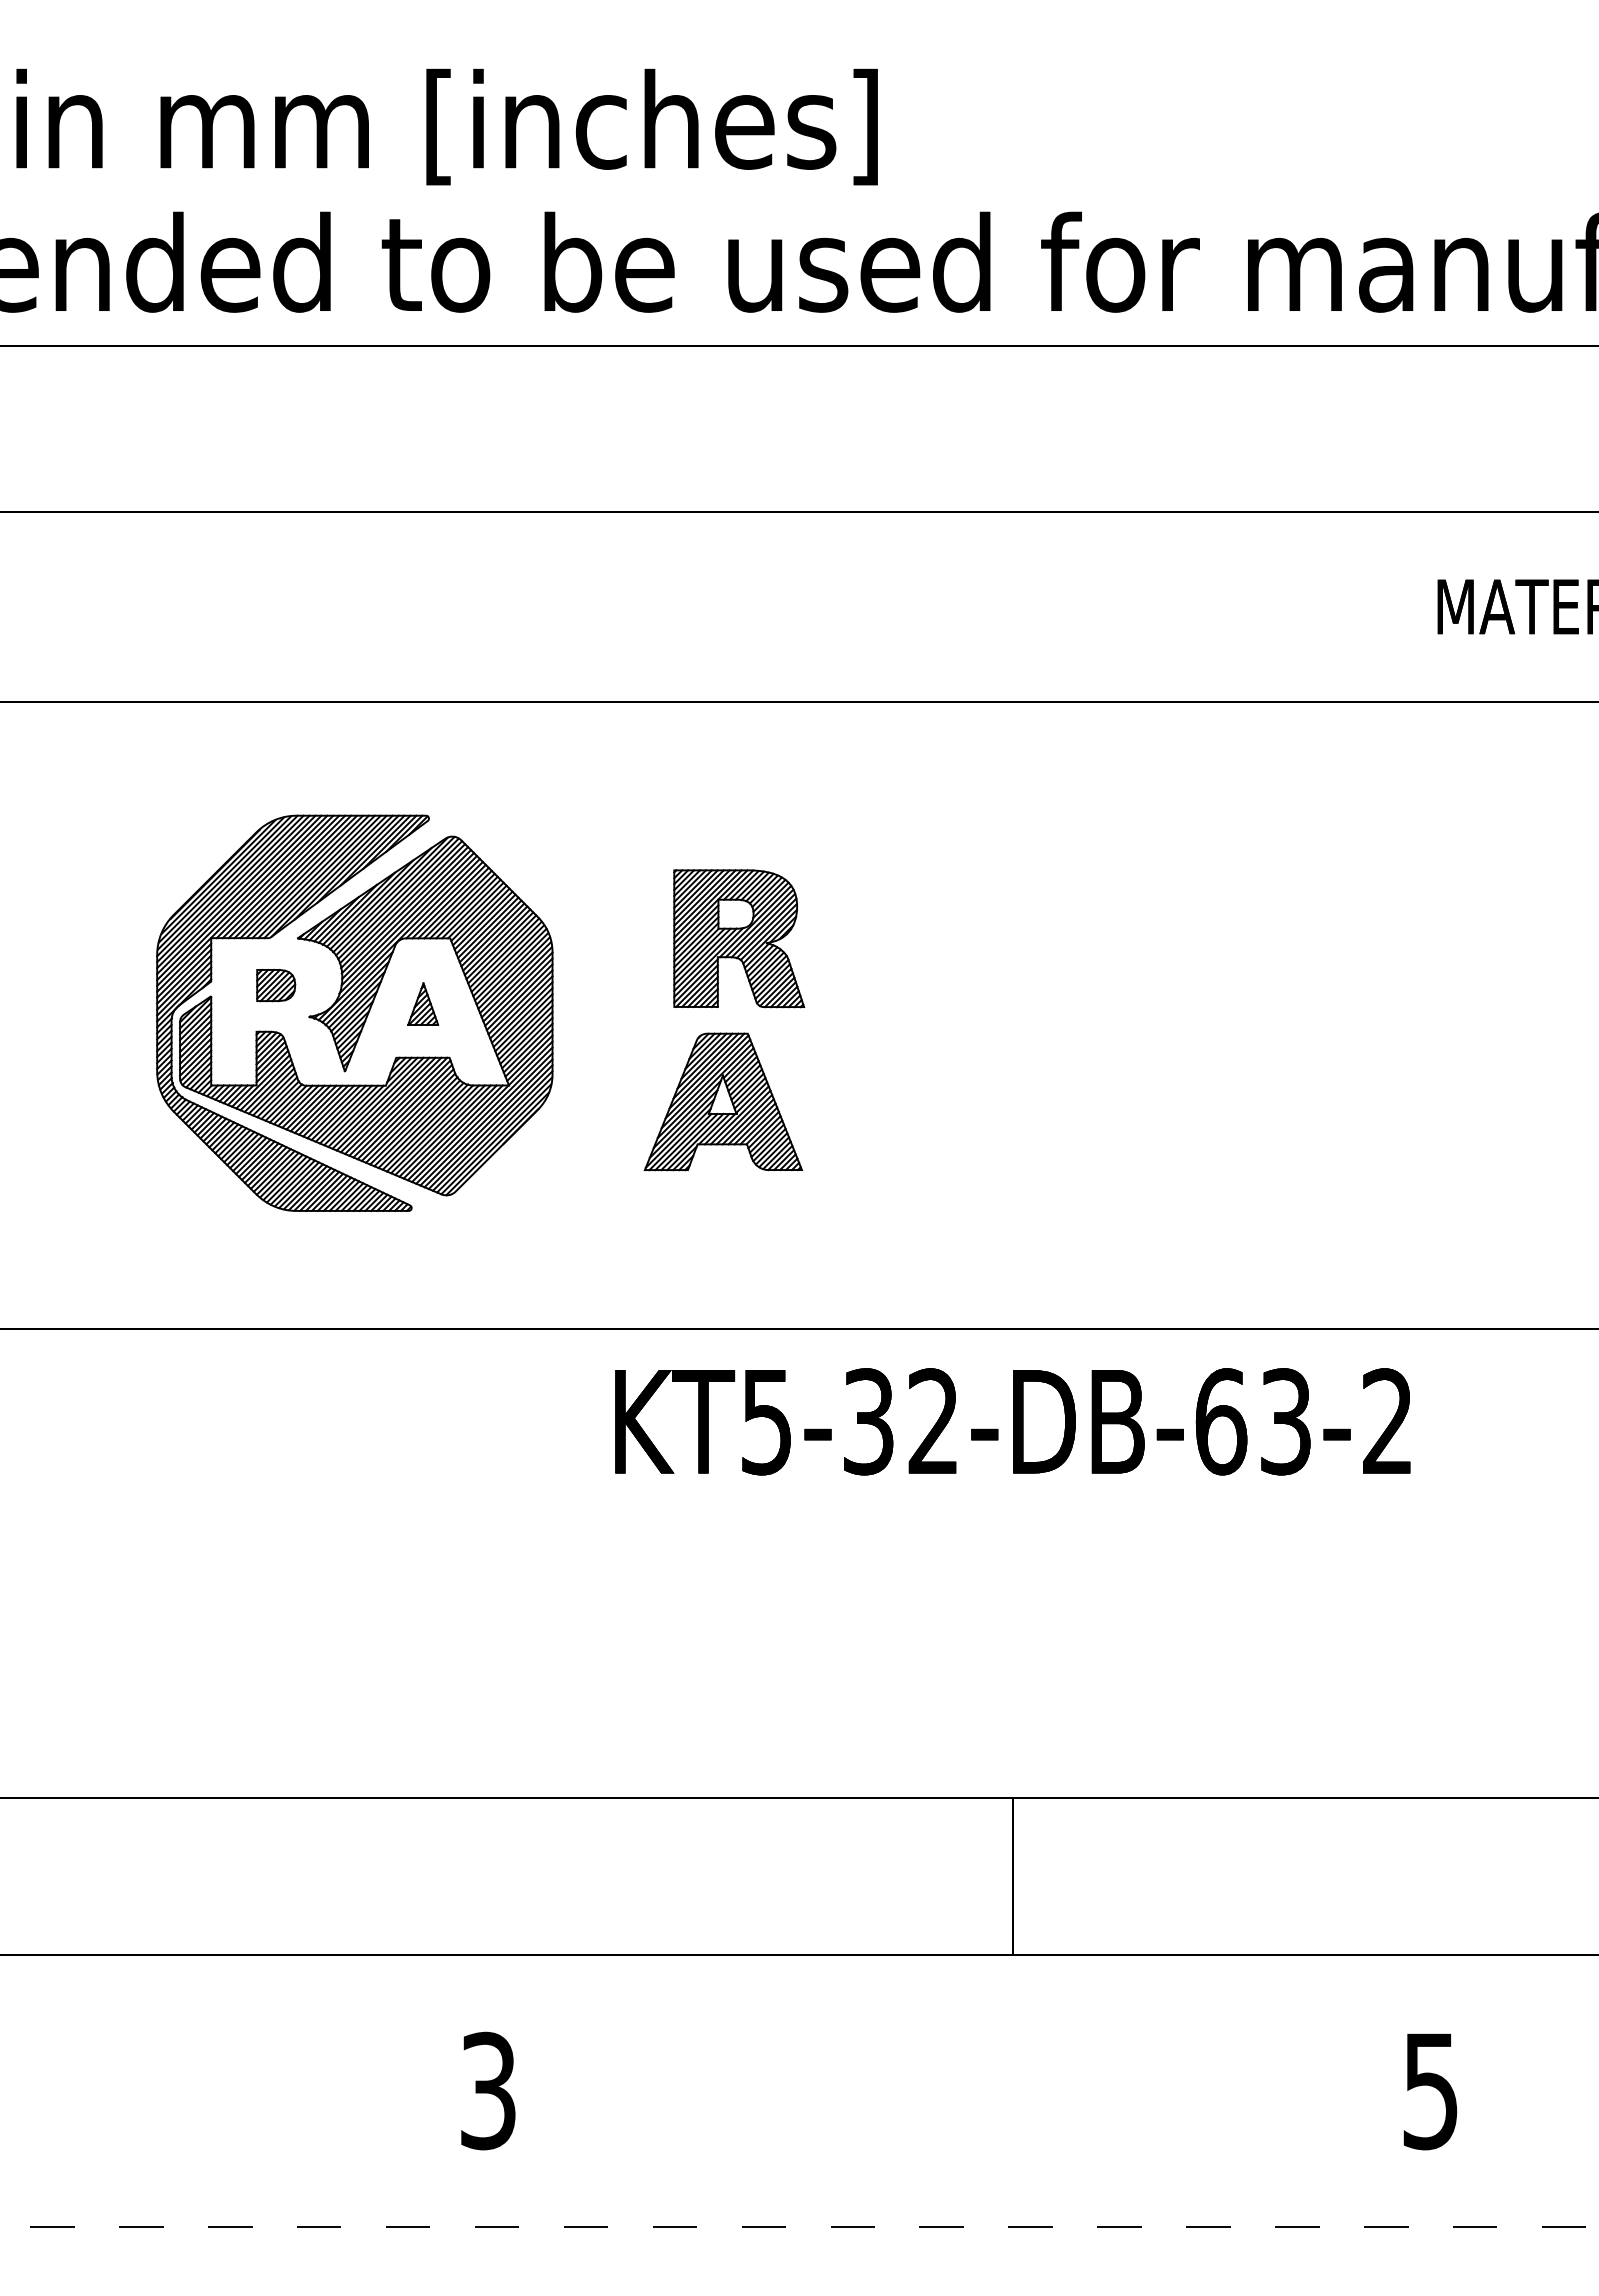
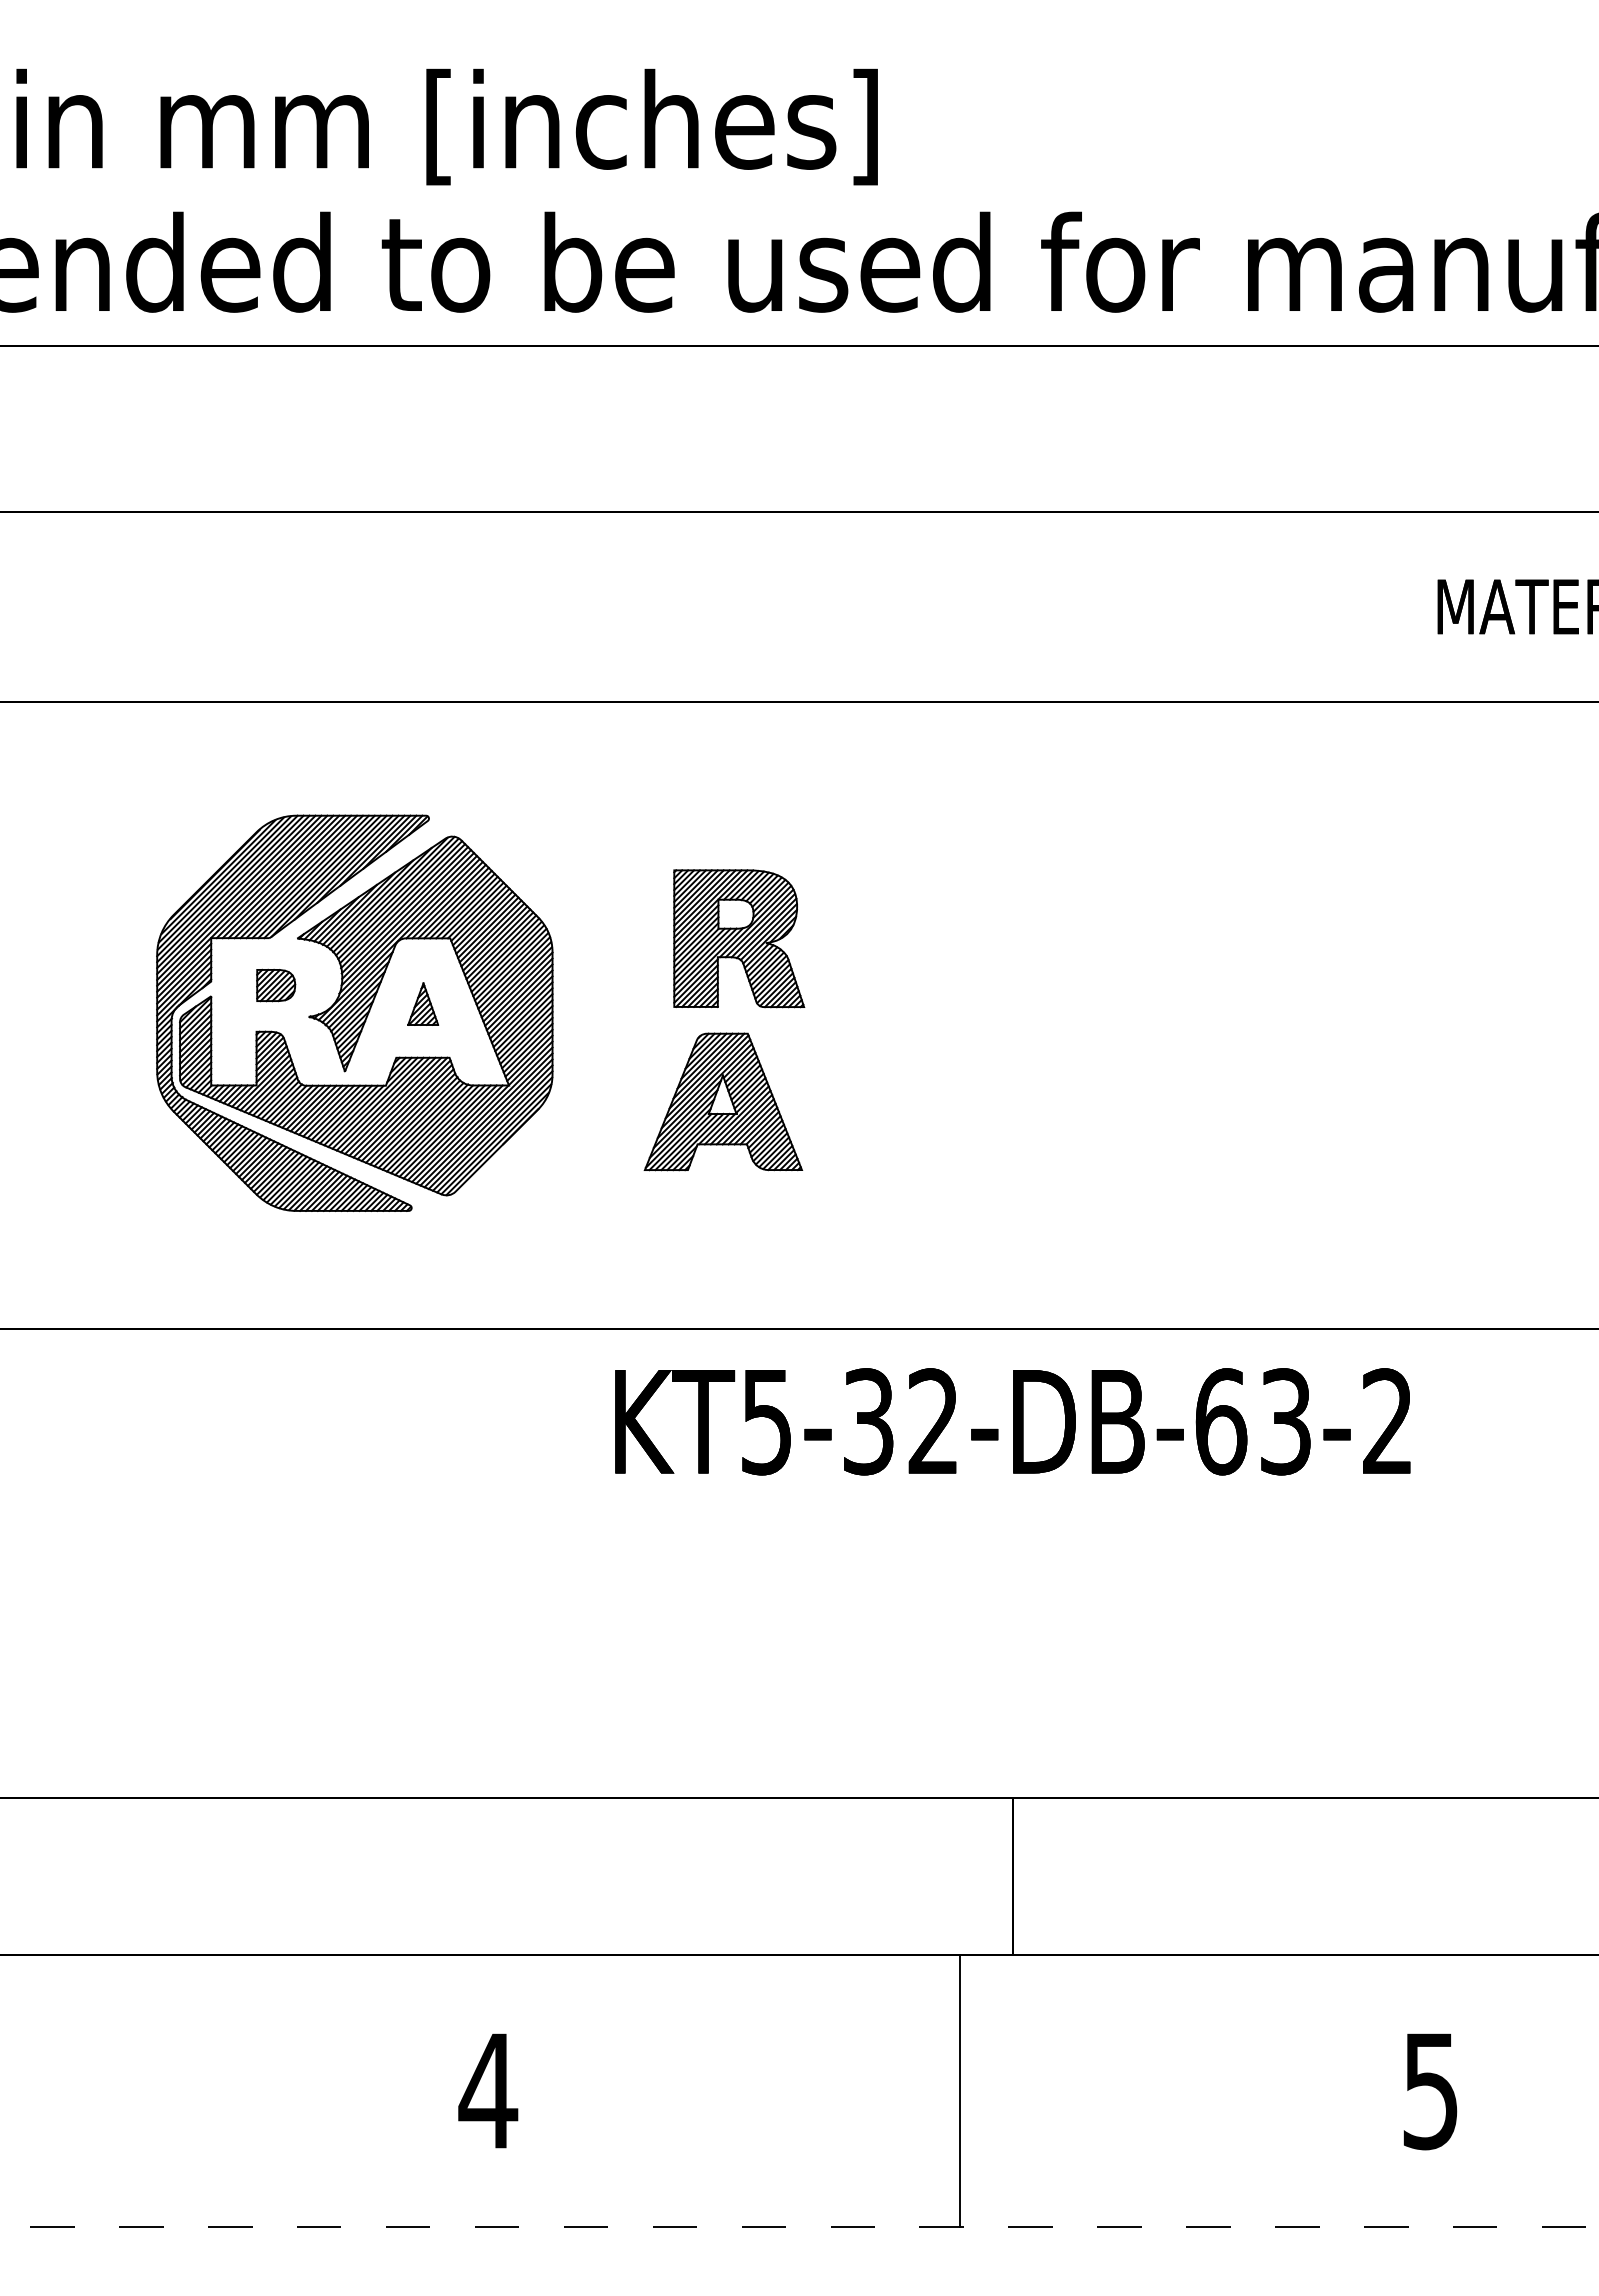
text: 3 -> 4 (488, 2090)
line: none -> present (959, 2090)
